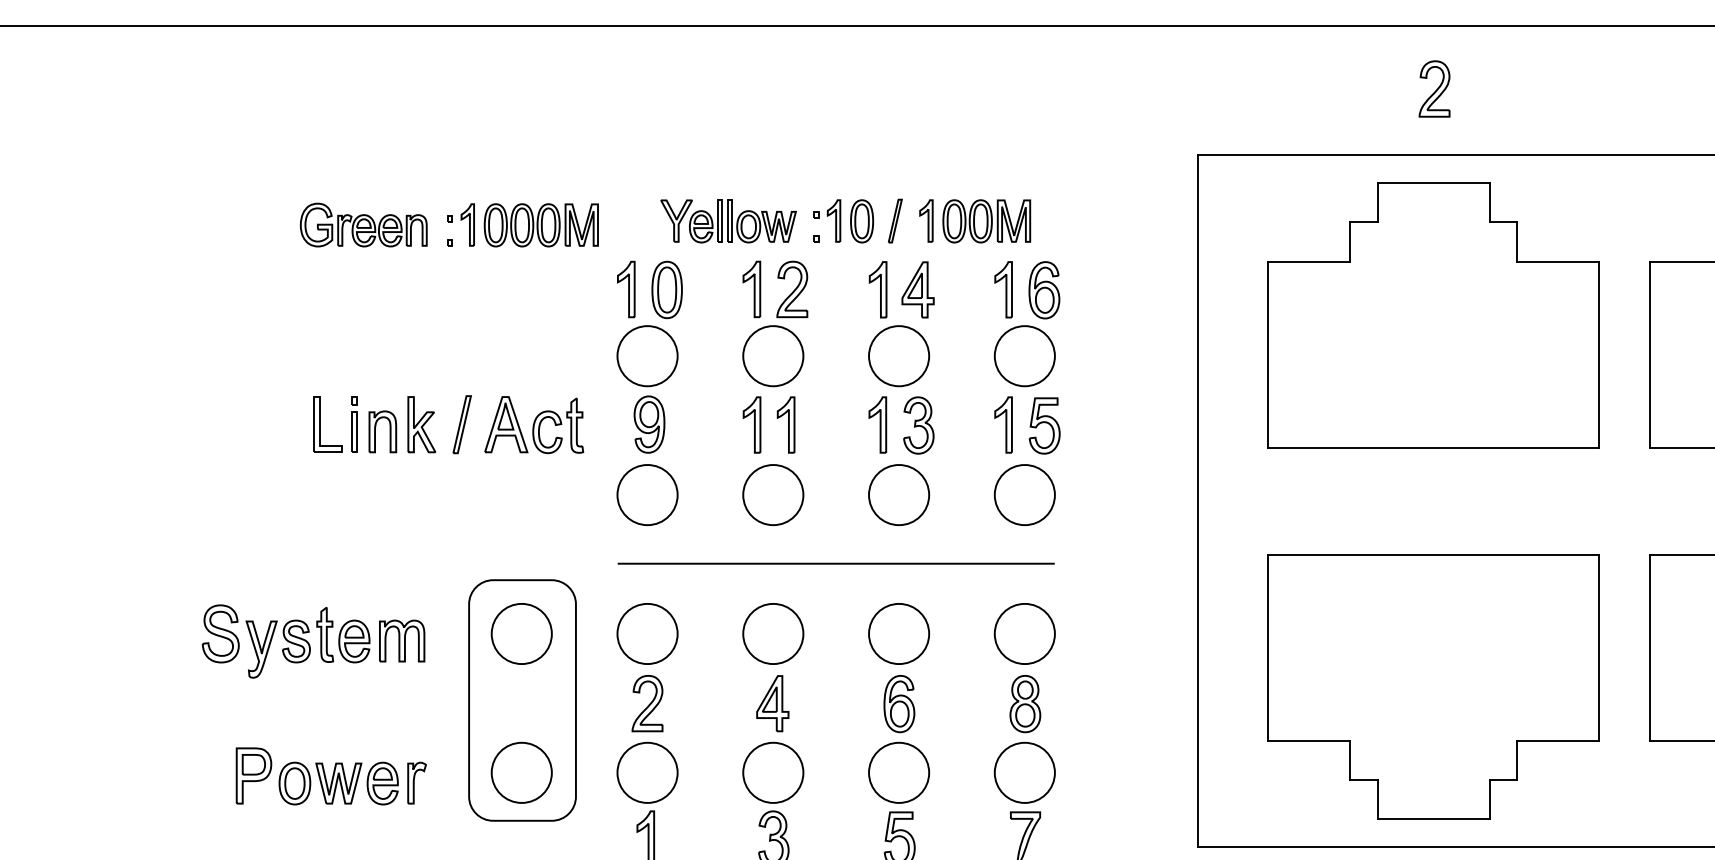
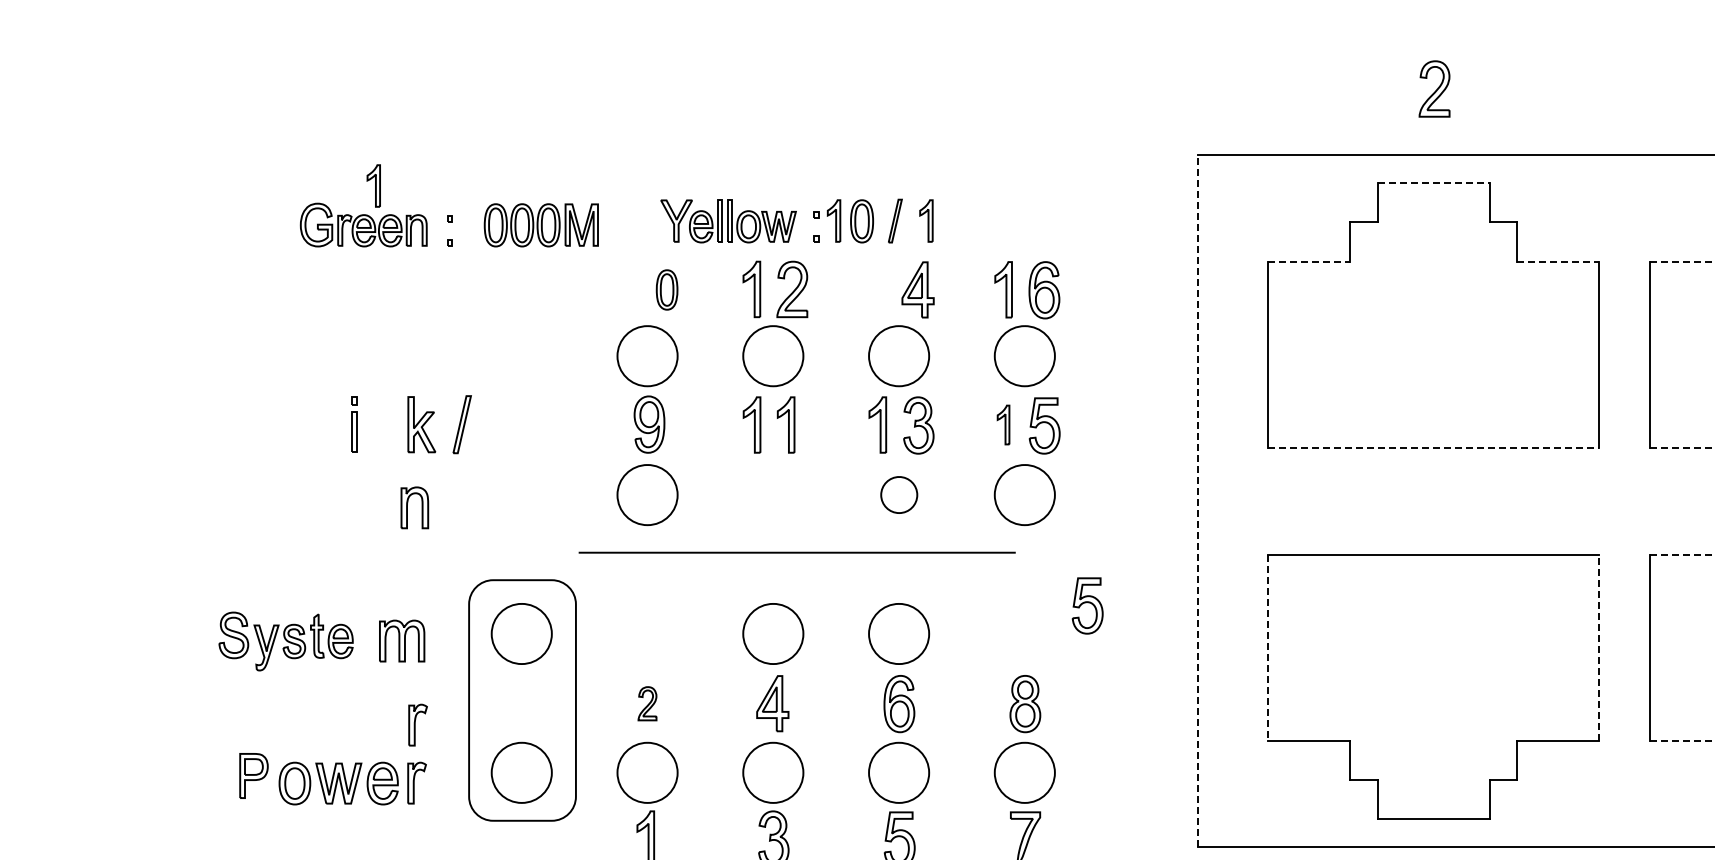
line: present -> none (856, 26)
line: solid -> dashed (1433, 183)
part: present -> none (986, 221)
part position: (467, 224) -> (373, 185) (373, 185)
line: solid -> dashed (1309, 261)
line: solid -> dashed (1558, 261)
line: solid -> dashed (1683, 261)
part: present -> none (626, 289)
part size: 32x60 px -> 24x42 px (666, 289)
part: present -> none (877, 289)
part: present -> none (320, 424)
part size: 19x58 px -> 15x42 px (1003, 424)
part: present -> none (534, 425)
part position: (375, 431) -> (407, 507) (407, 507)
line: solid -> dashed (1434, 447)
line: solid -> dashed (1682, 447)
part: present -> none (773, 494)
part size: 63x62 px -> 39x38 px (899, 494)
line: solid -> dashed (1197, 500)
line: solid -> dashed (1682, 554)
line position: (835, 563) -> (796, 552) (796, 552)
part: none -> present (1087, 605)
part: present -> none (647, 633)
part: present -> none (1024, 633)
part size: 170x75 px -> 136x61 px (285, 641)
line: solid -> dashed (1268, 647)
line: solid -> dashed (1599, 647)
part size: 33x58 px -> 21x36 px (647, 703)
part: none -> present (417, 724)
line: solid -> dashed (1683, 740)
part size: 38x58 px -> 30x46 px (253, 775)
